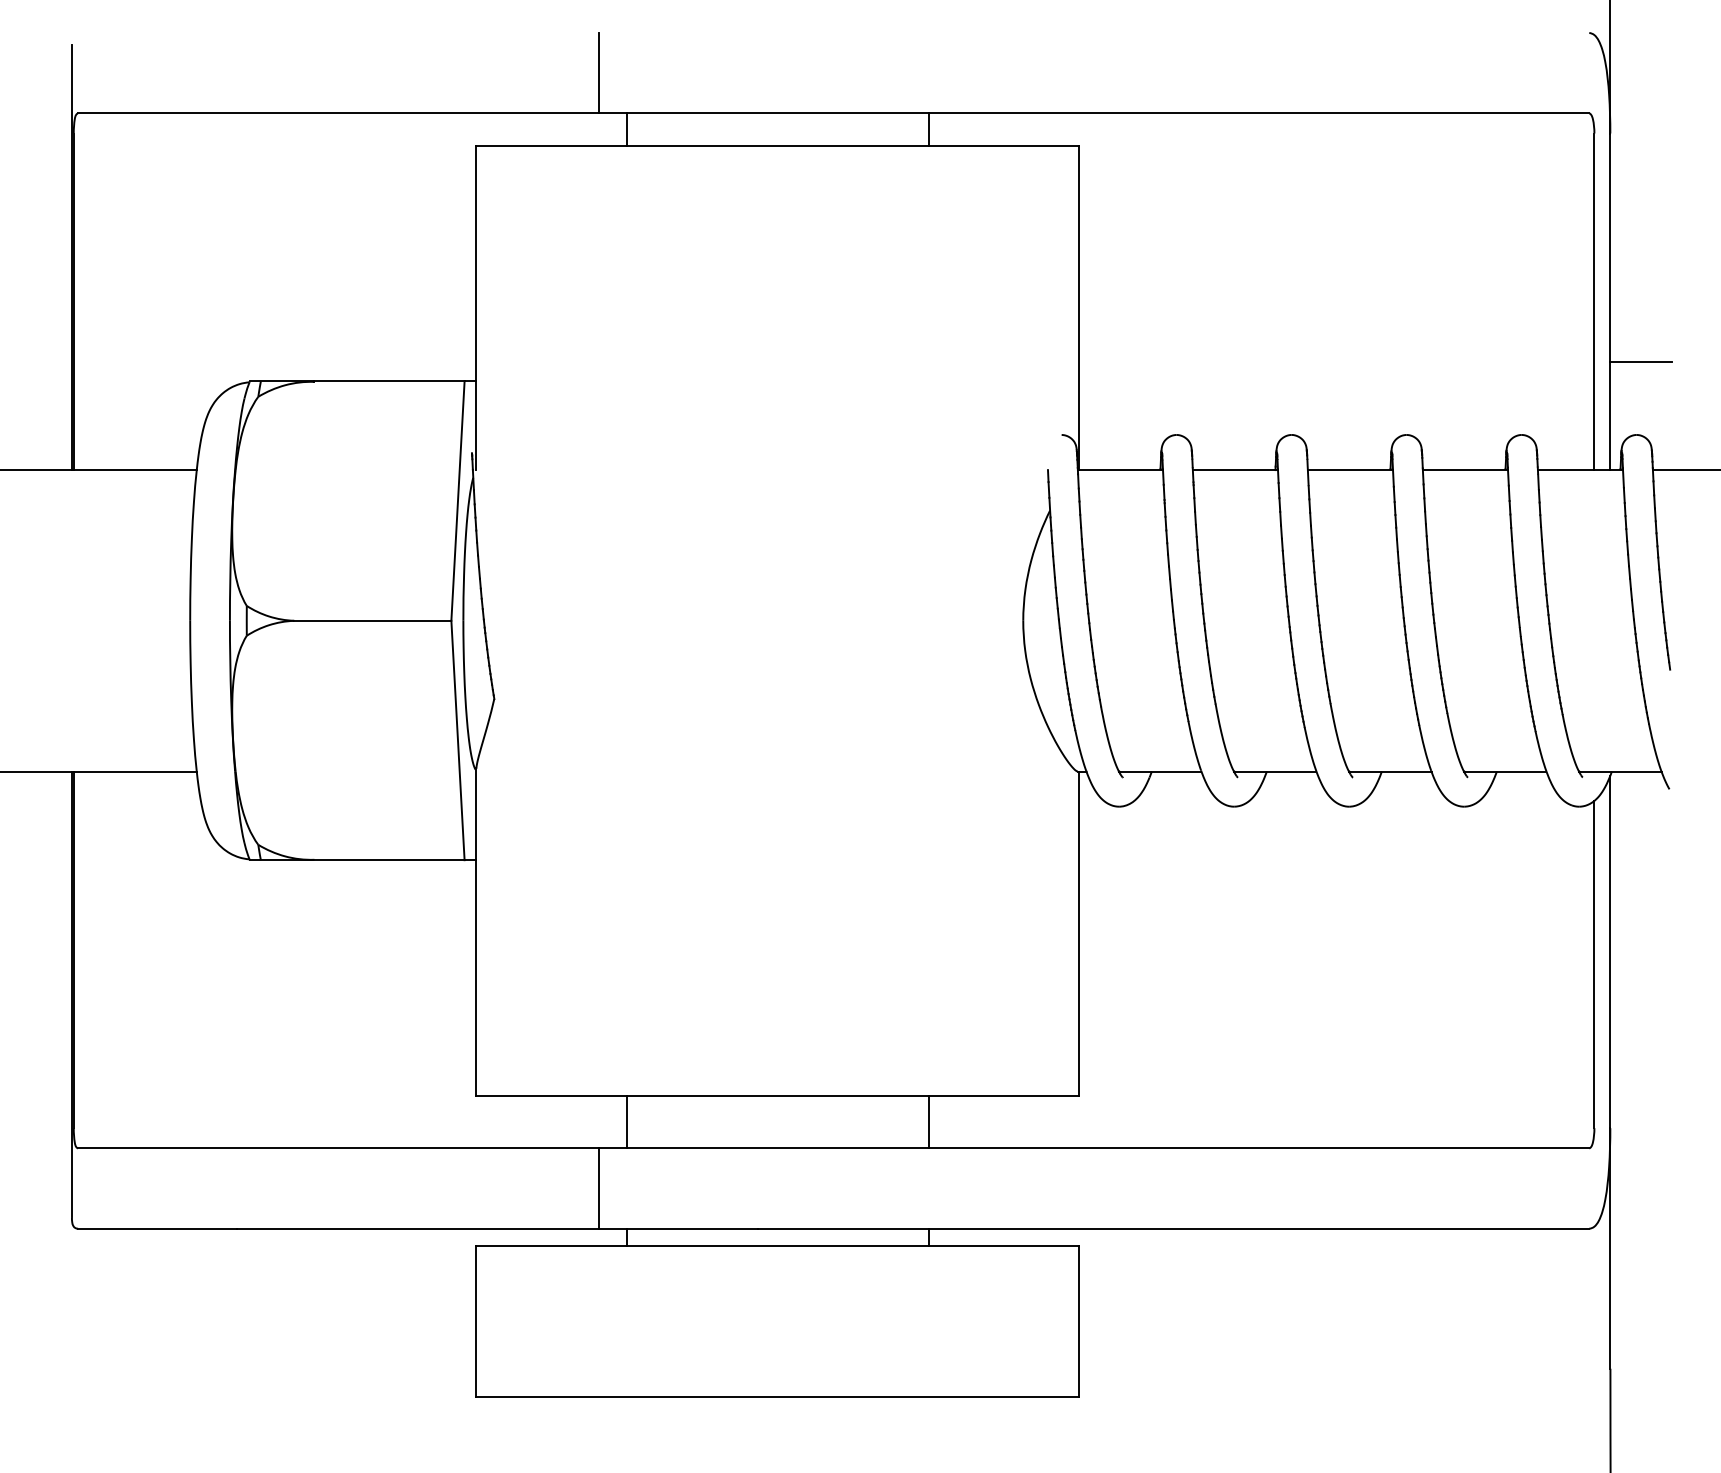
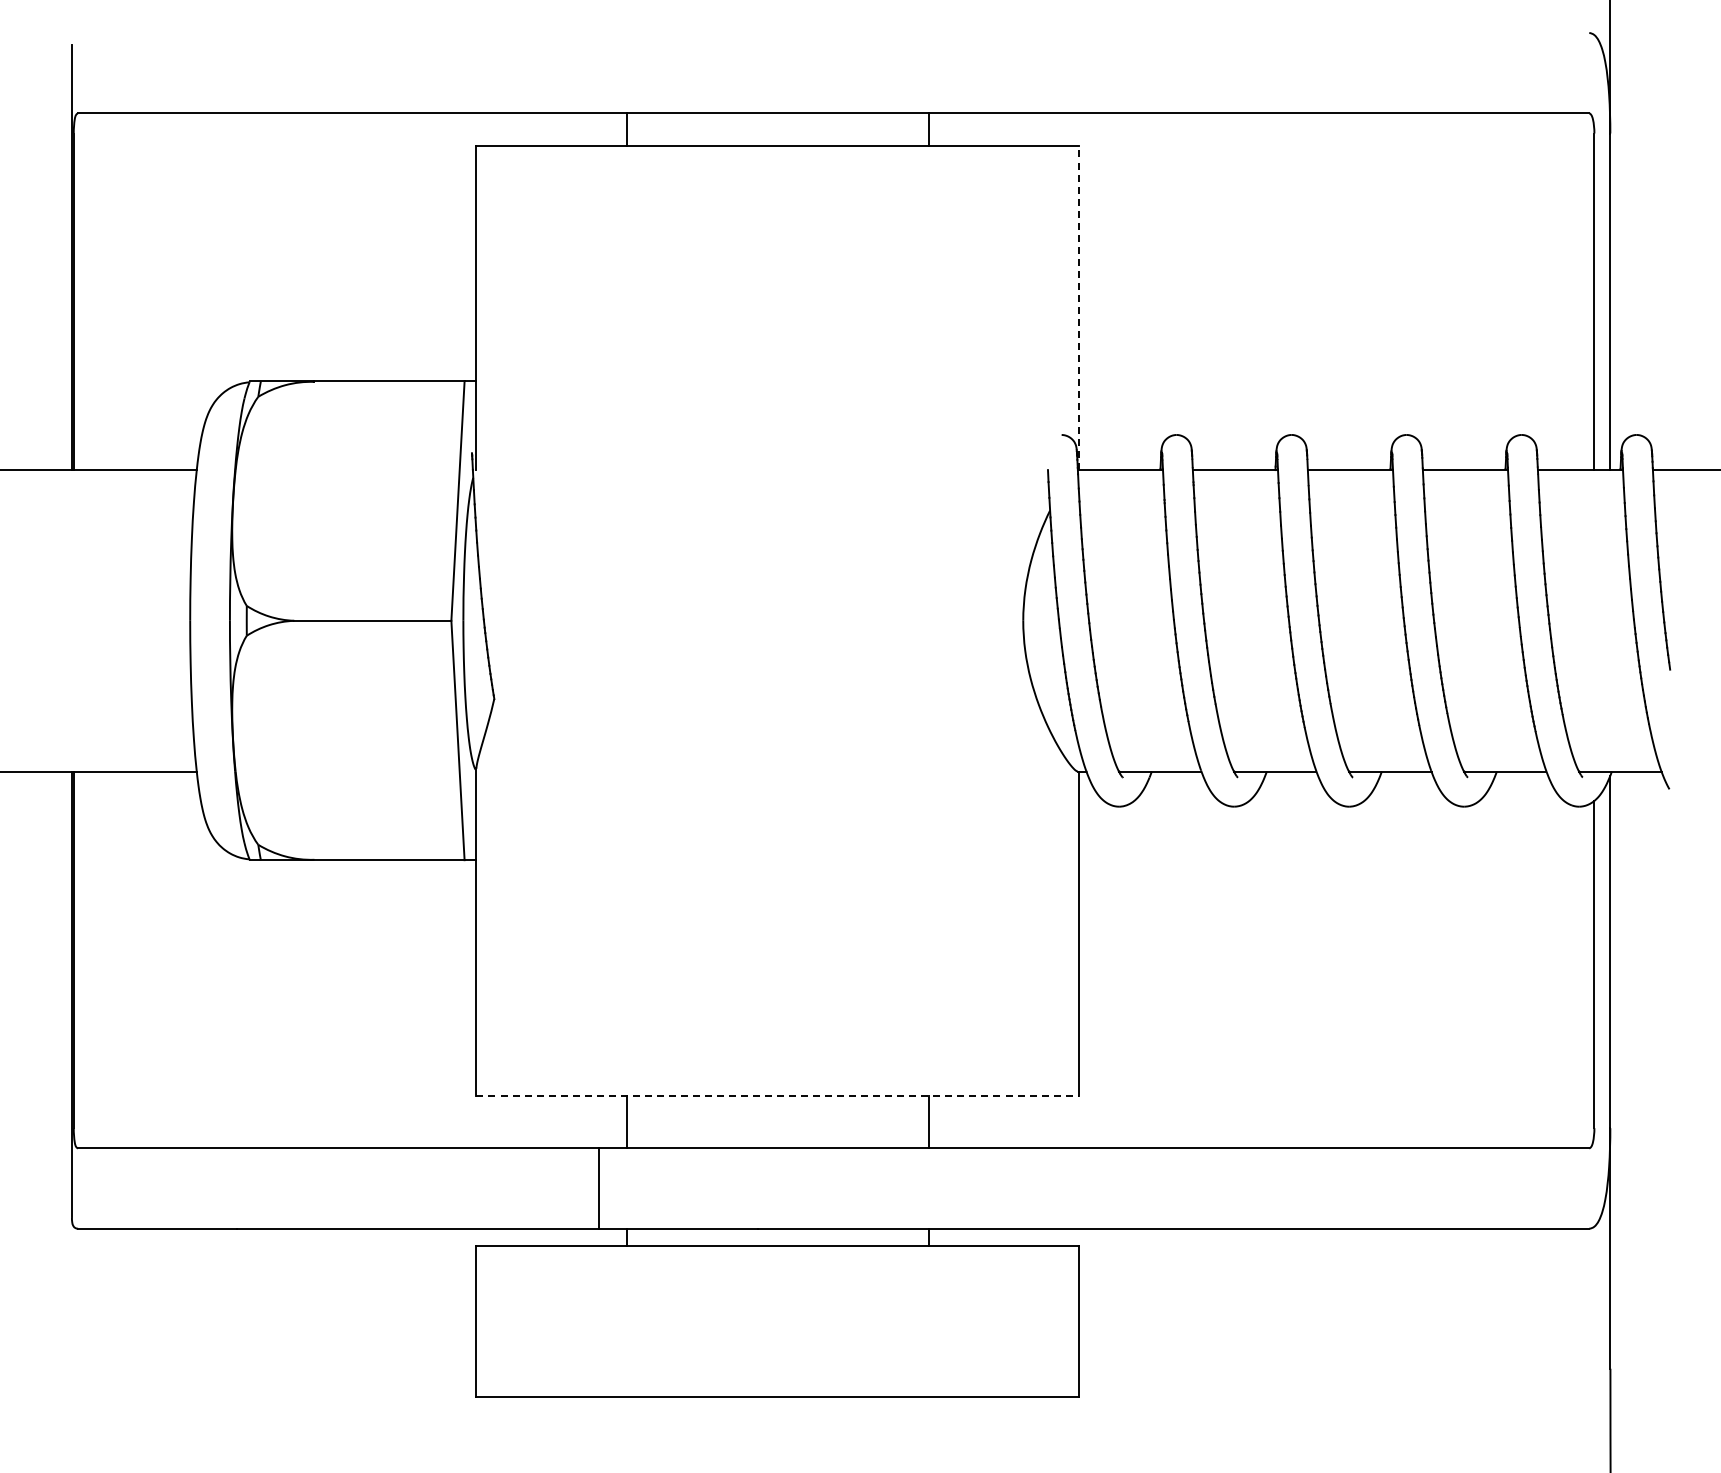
line: present -> none (599, 73)
line: solid -> dashed (1079, 307)
line: present -> none (1641, 361)
line: solid -> dashed (778, 1095)
